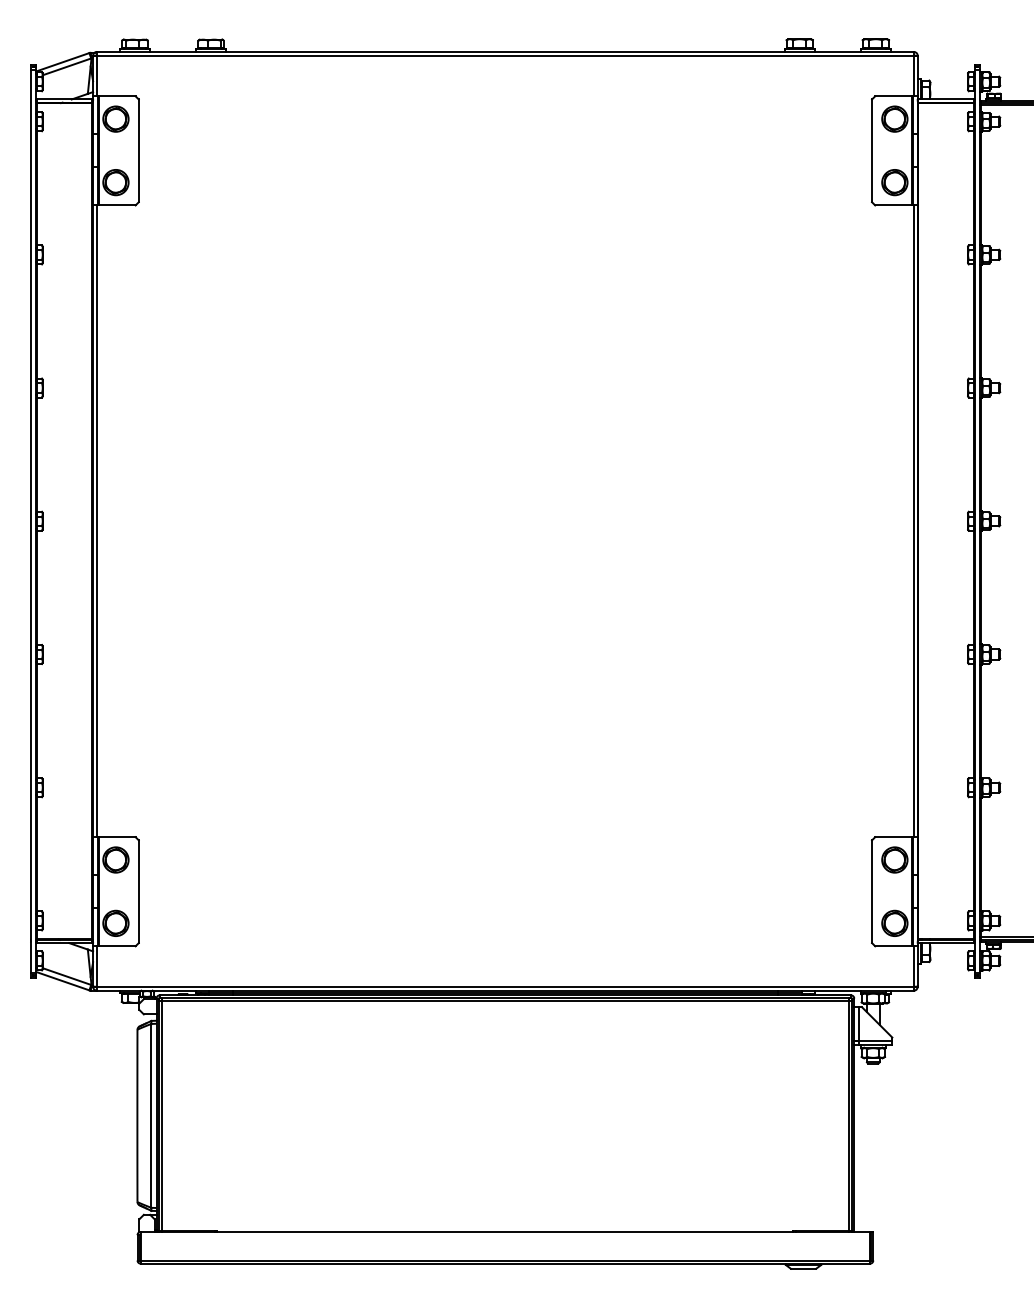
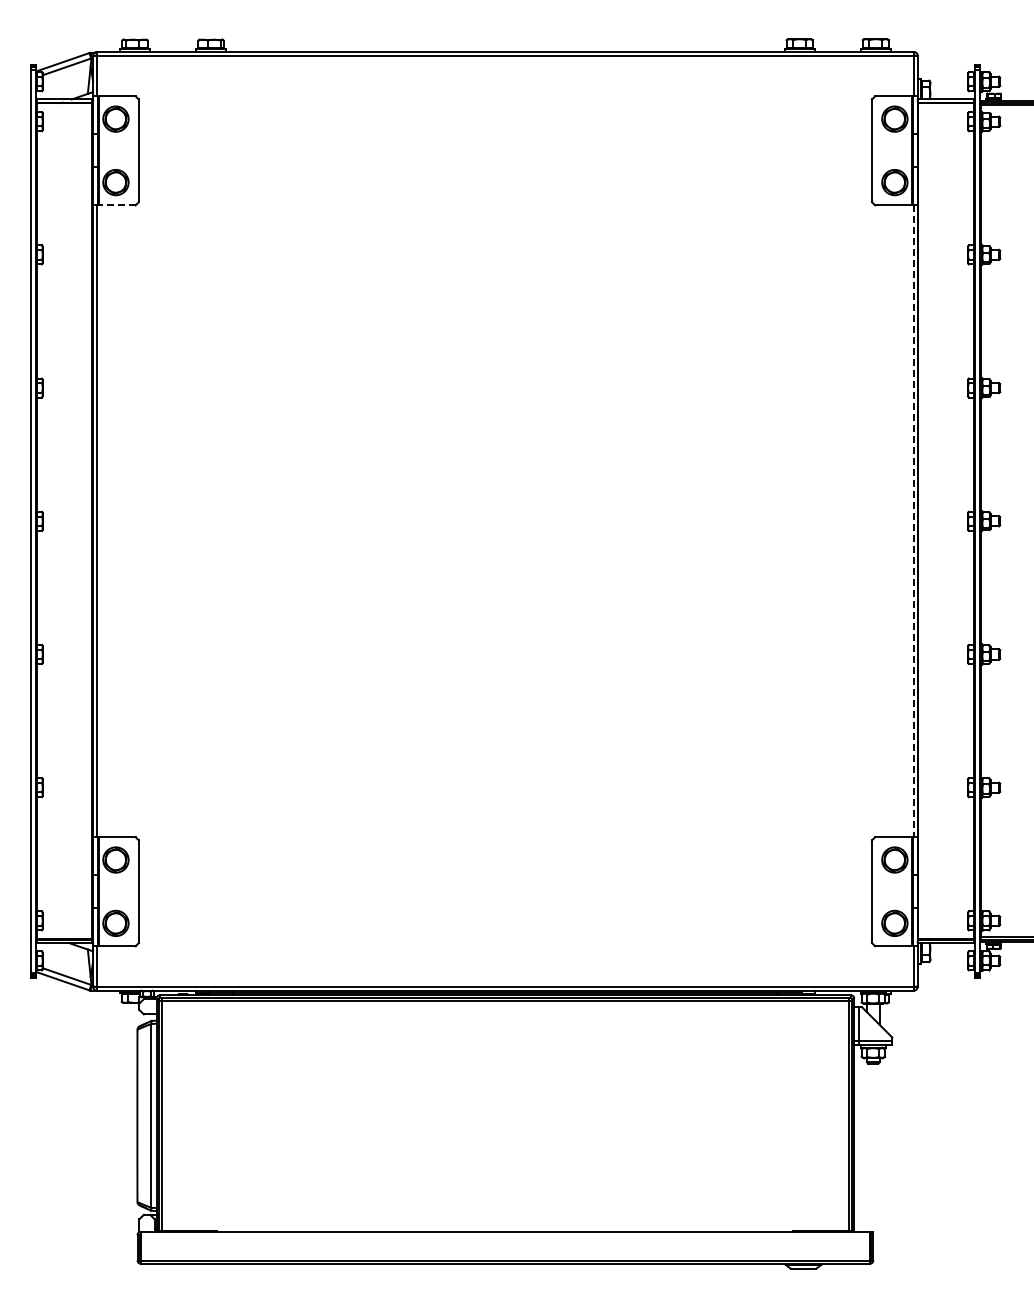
line: solid -> dashed (116, 205)
line: solid -> dashed (913, 521)
